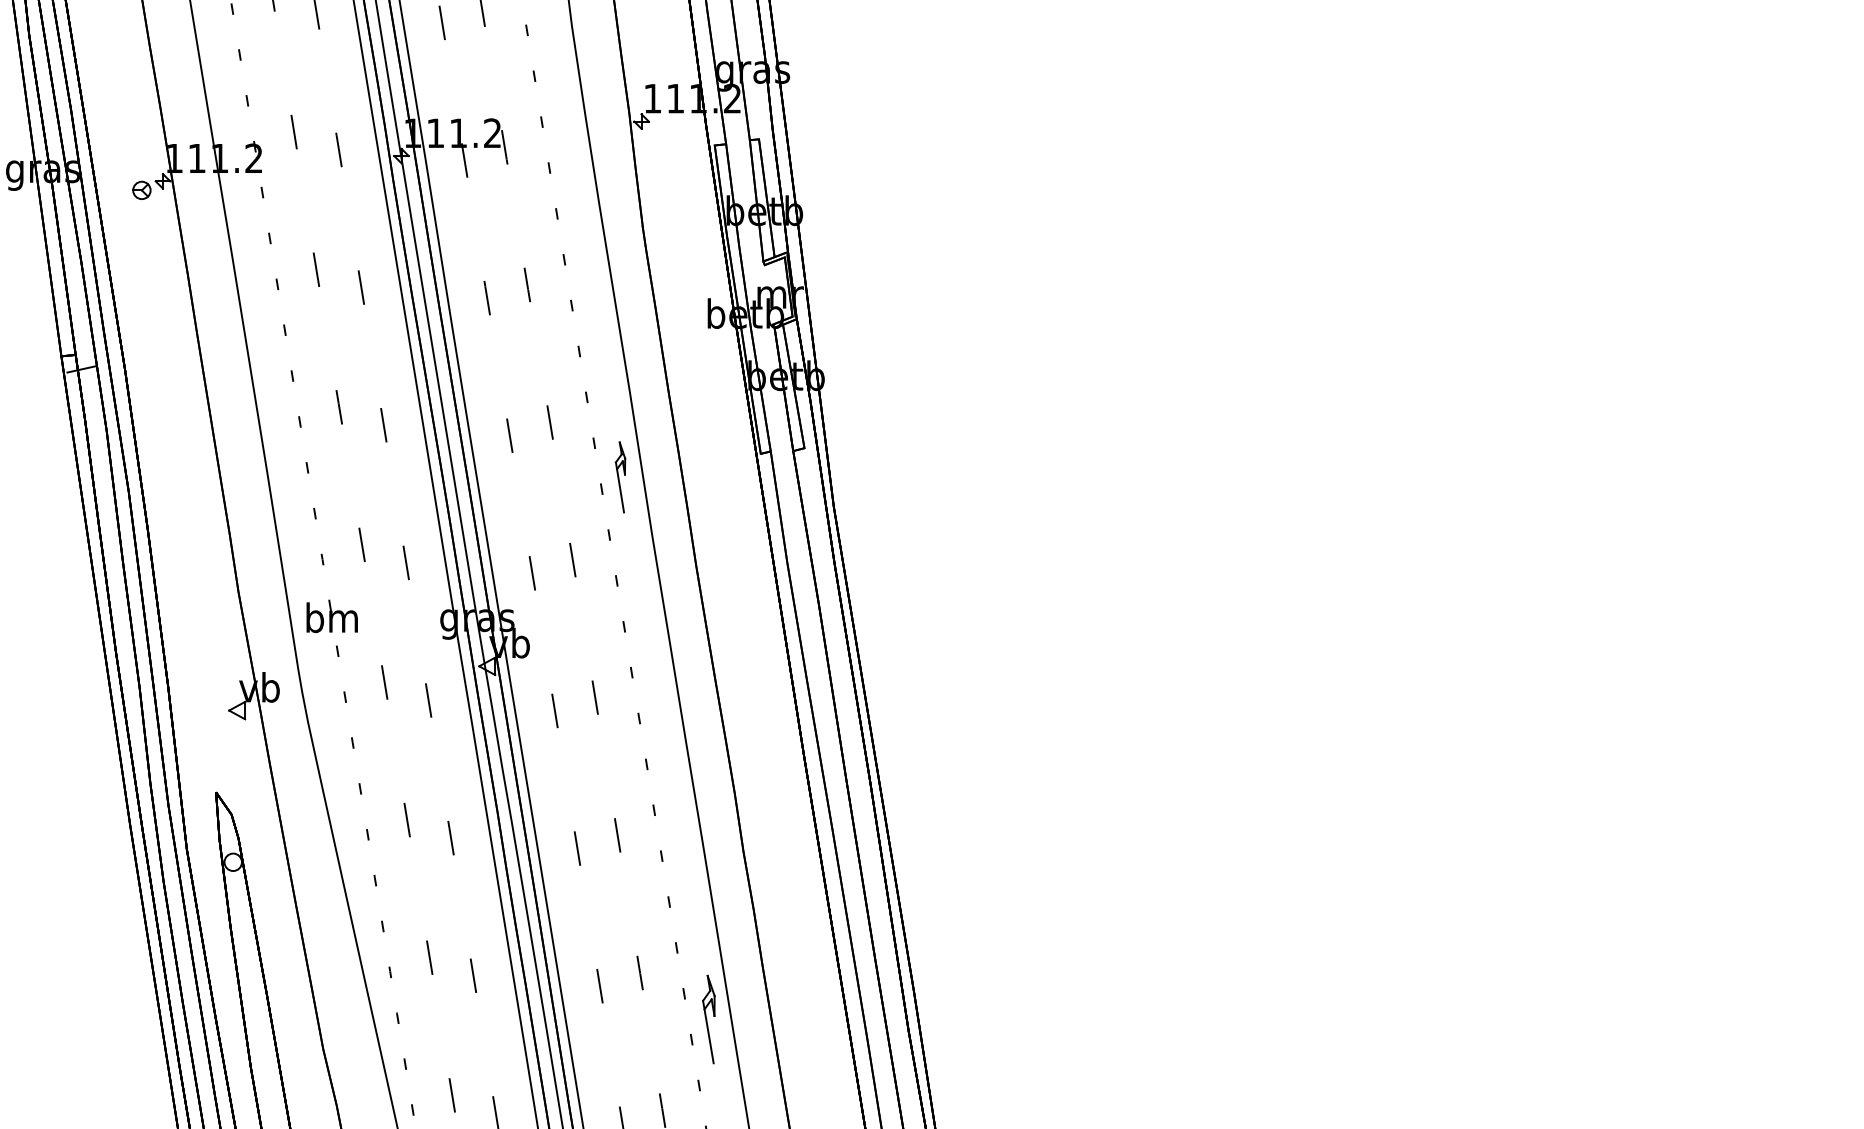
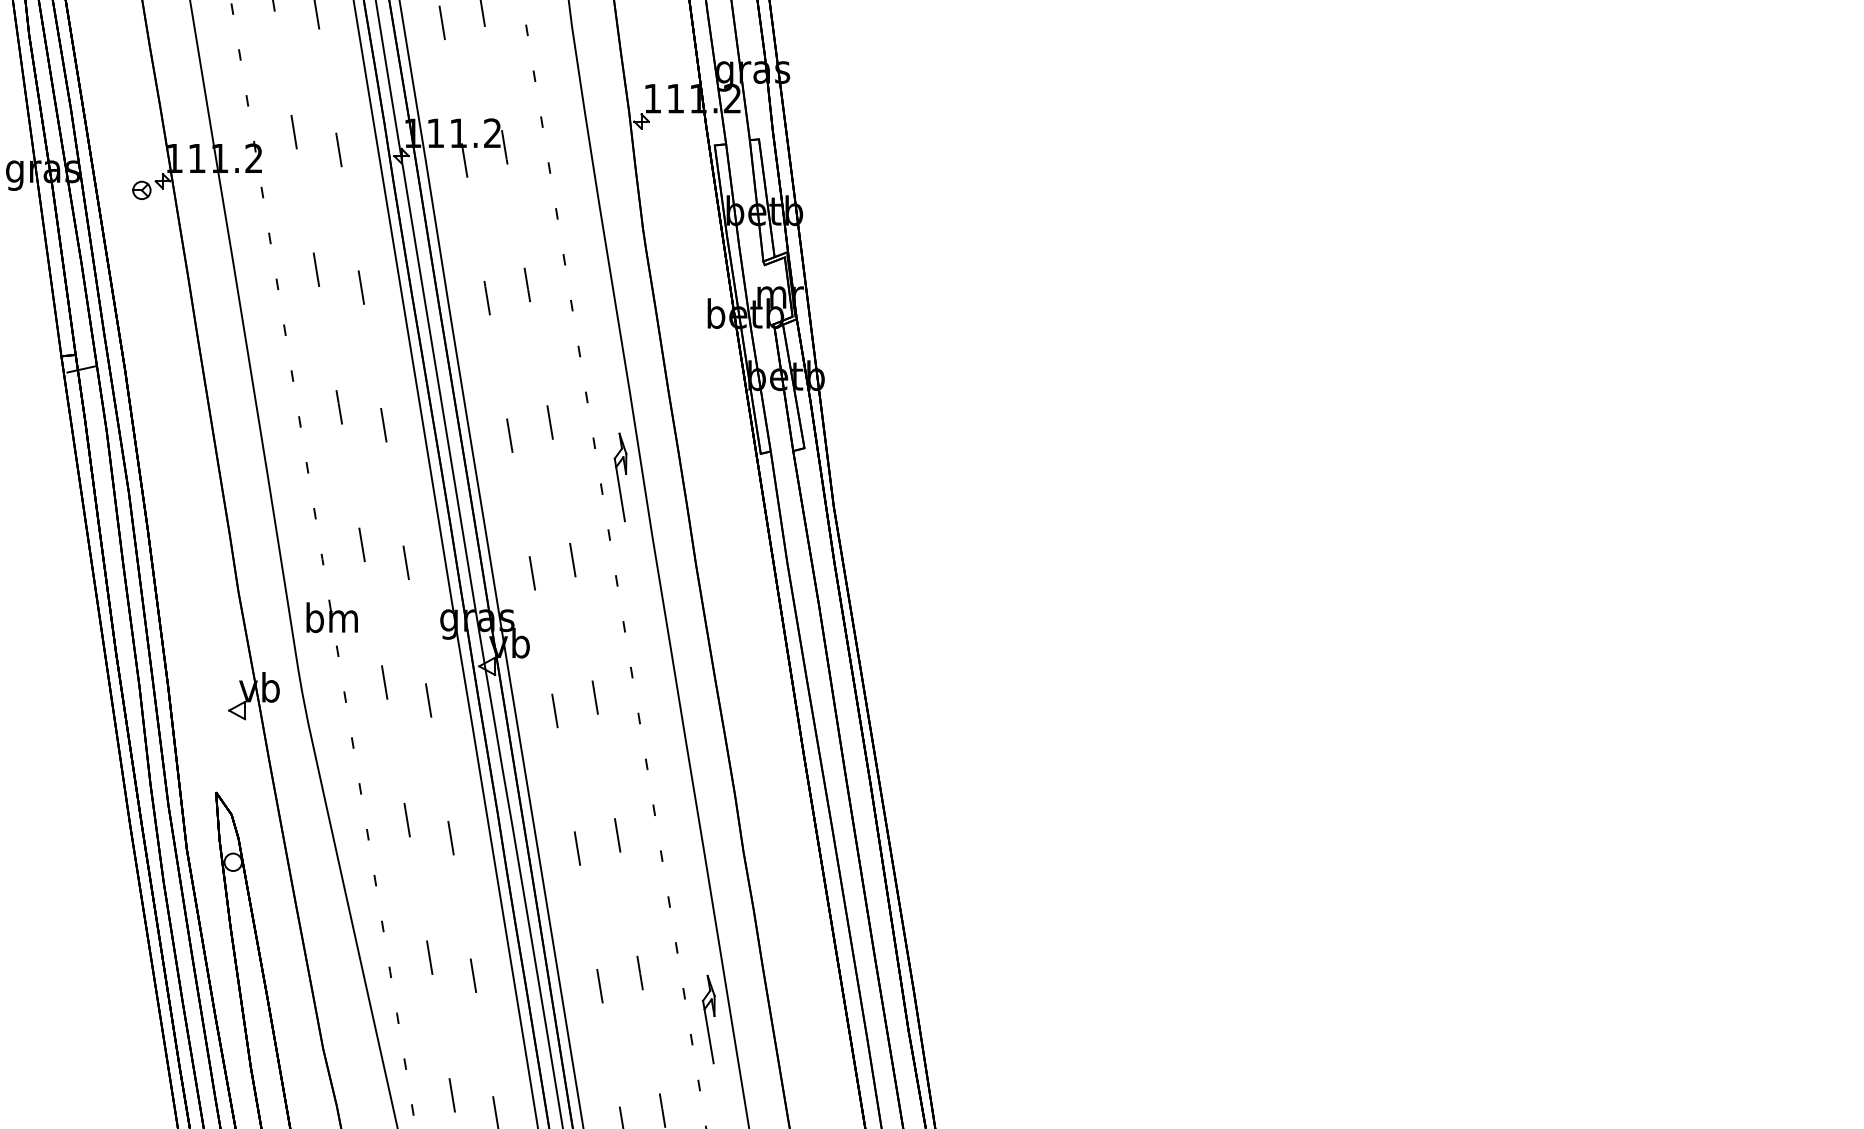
part size: 13x73 px -> 15x91 px (620, 477)
